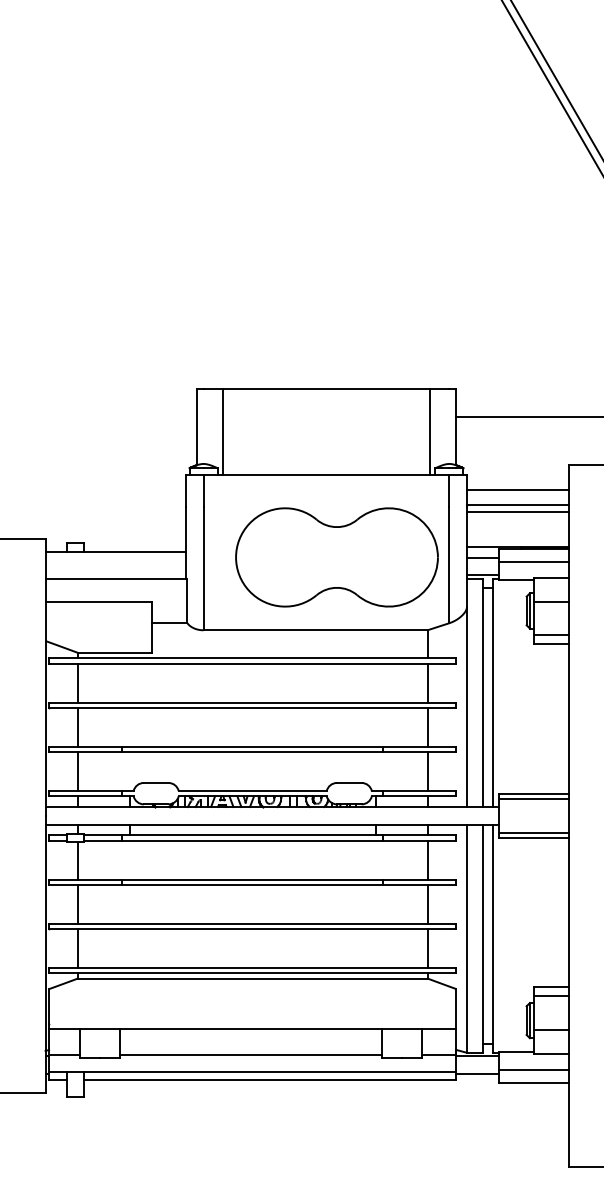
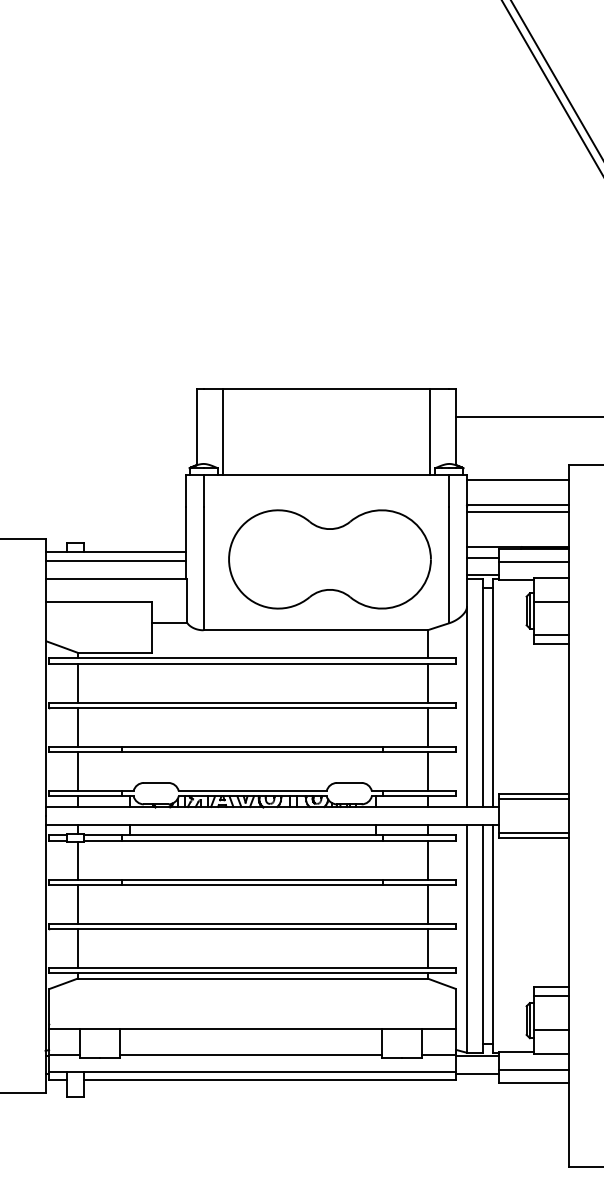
line position: (517, 490) -> (517, 480) (517, 480)
part position: (336, 557) -> (329, 559) (329, 559)
line: none -> present (115, 560)
